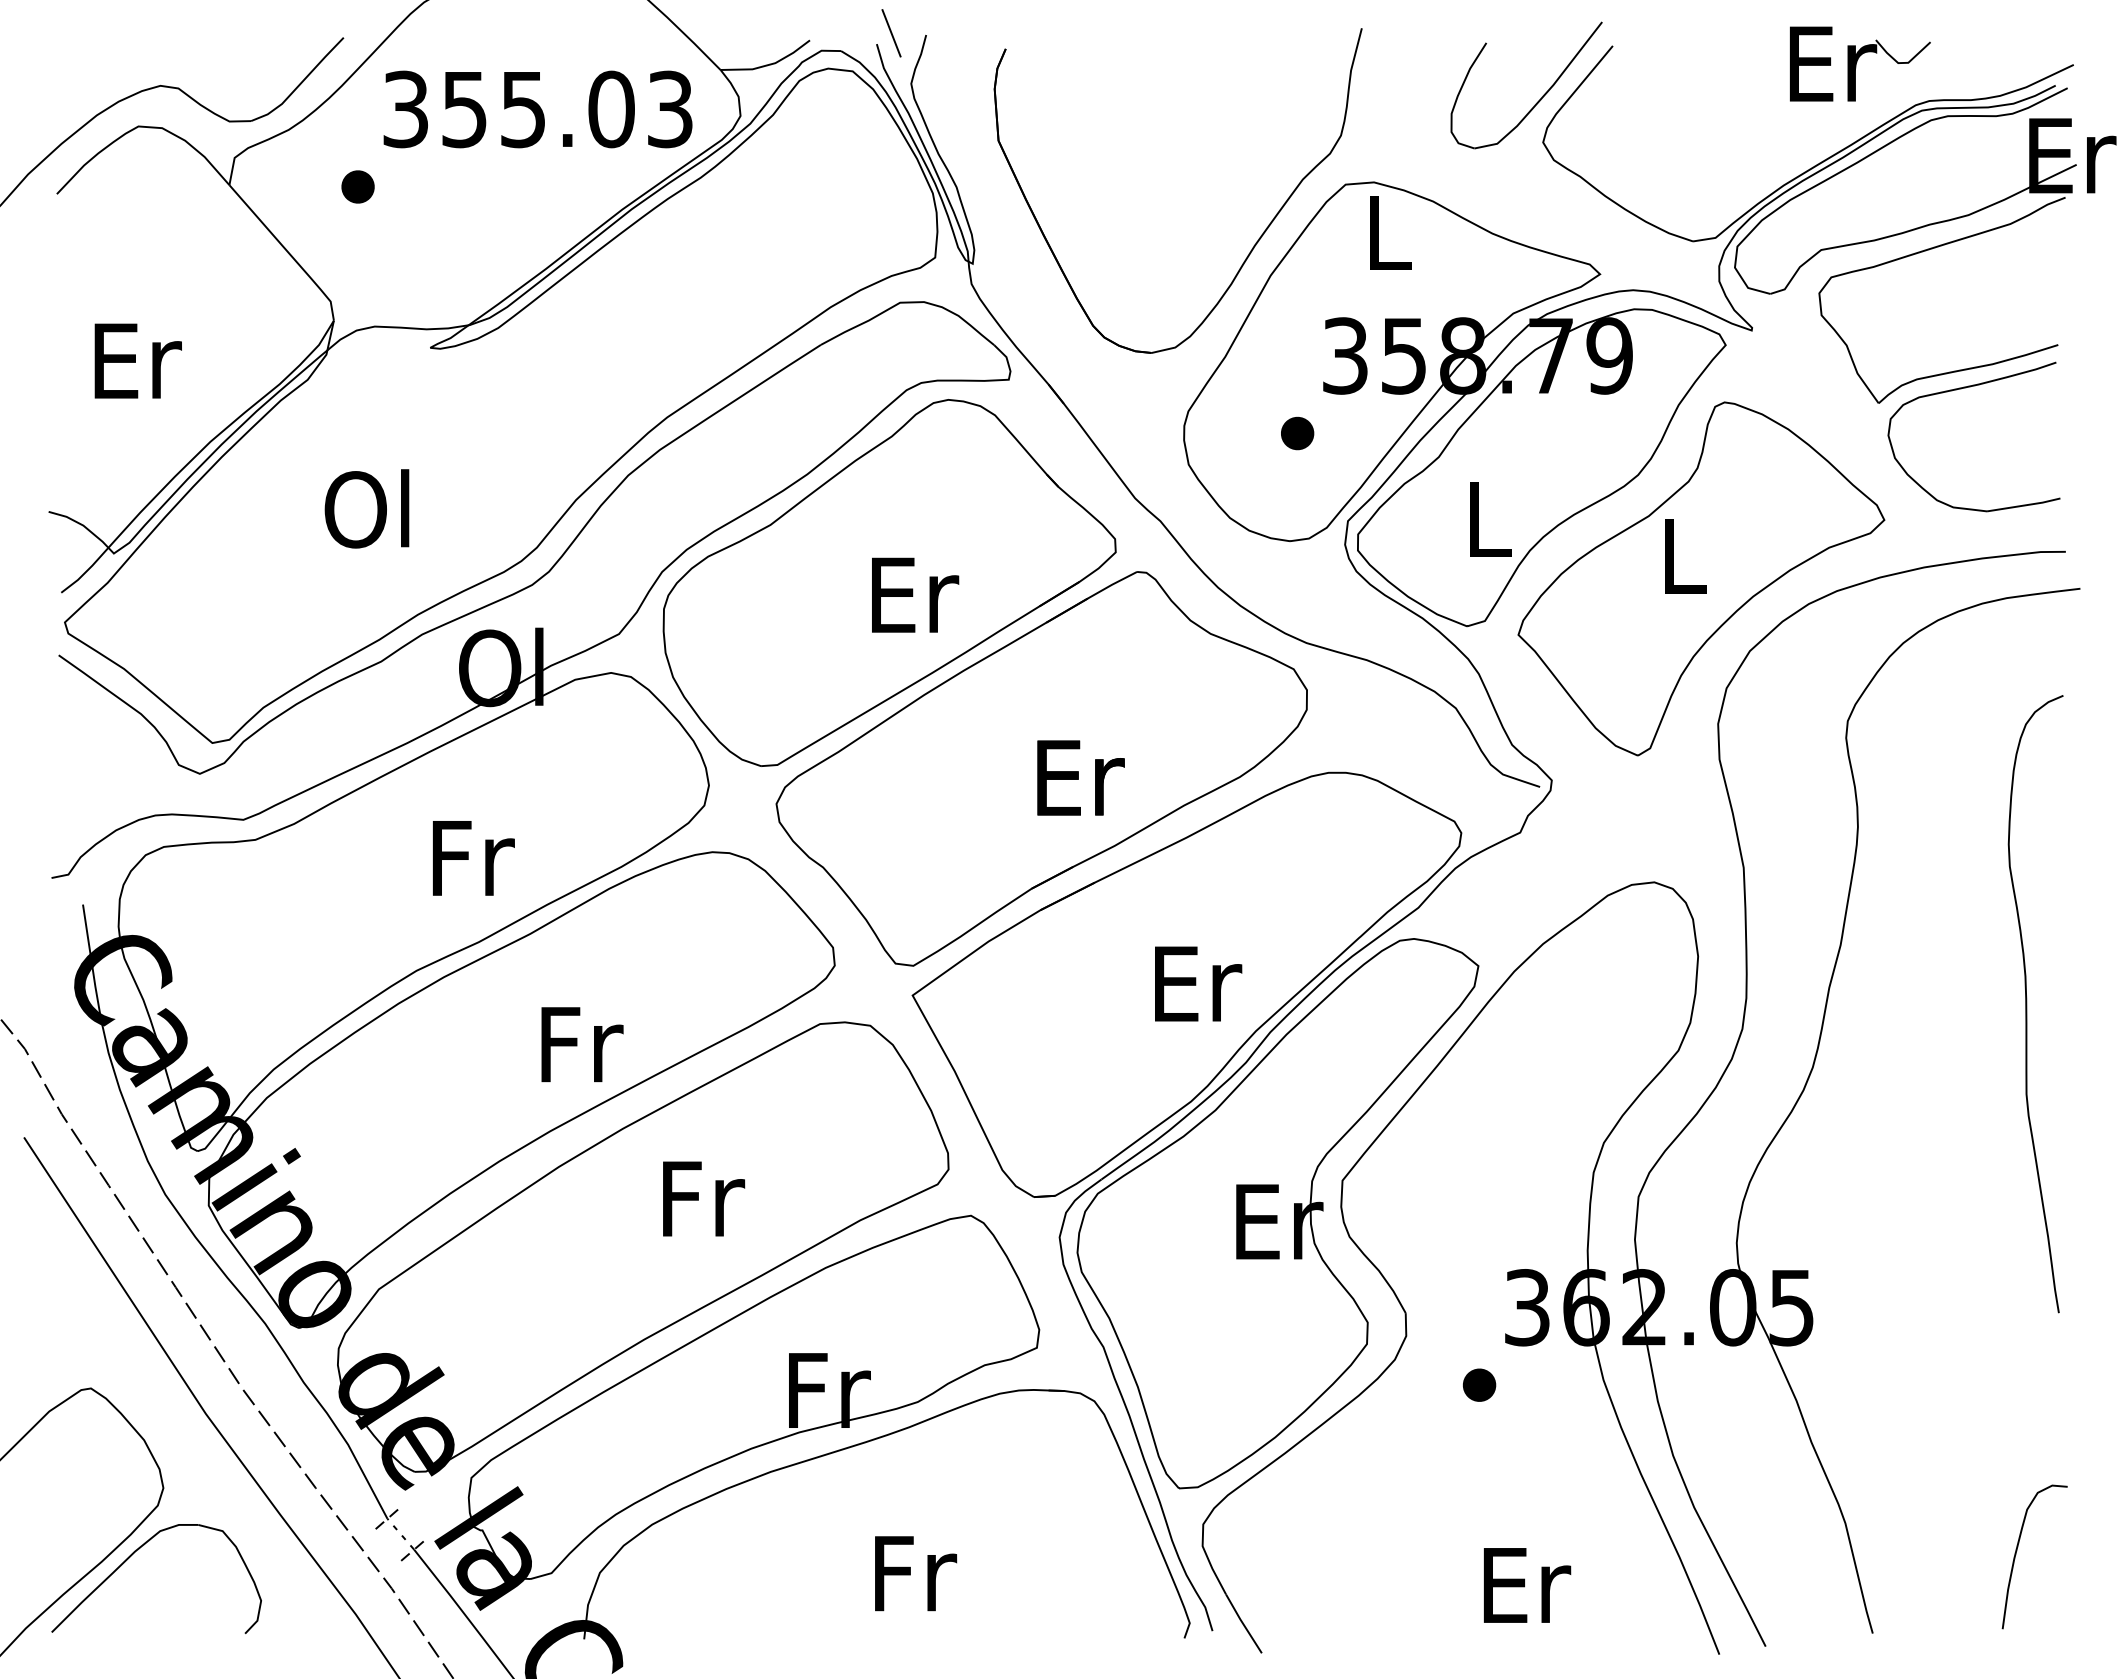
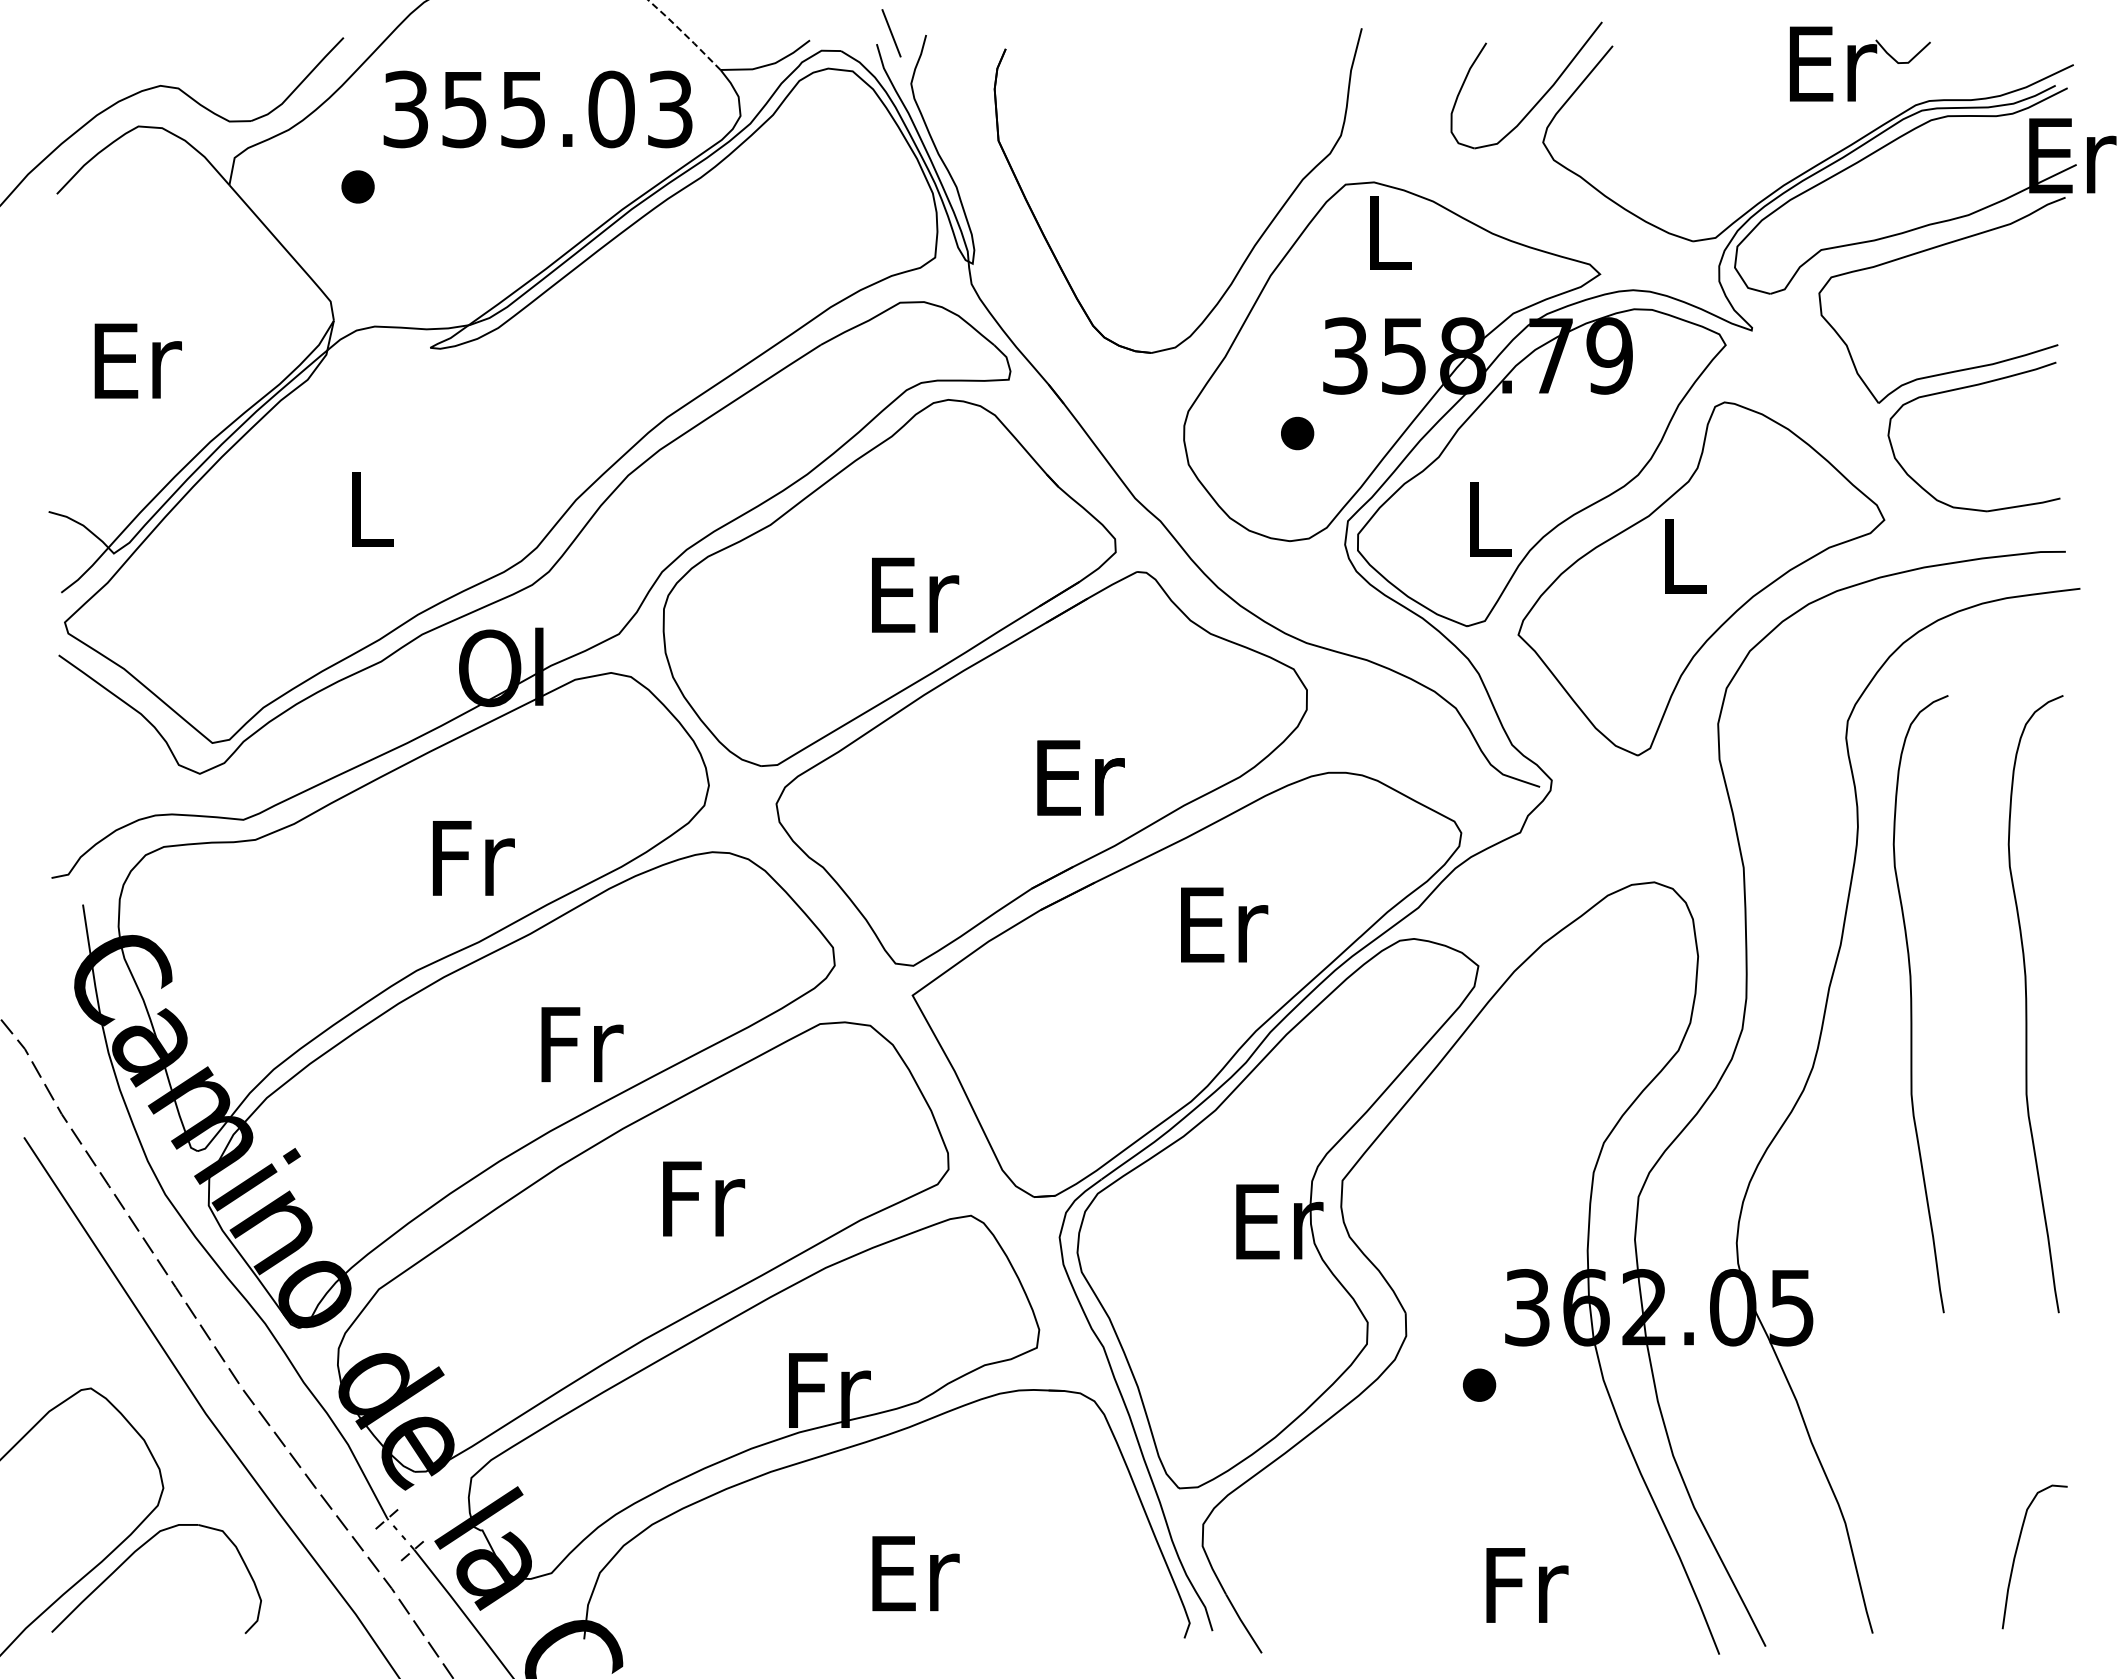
line: solid -> dashed (684, 34)
text: Ol -> L (366, 508)
text position: (1198, 983) -> (1224, 924) (1224, 924)
curve: none -> present (1912, 1004)
text: Fr -> Er (915, 1573)
text: Er -> Fr (1527, 1585)
